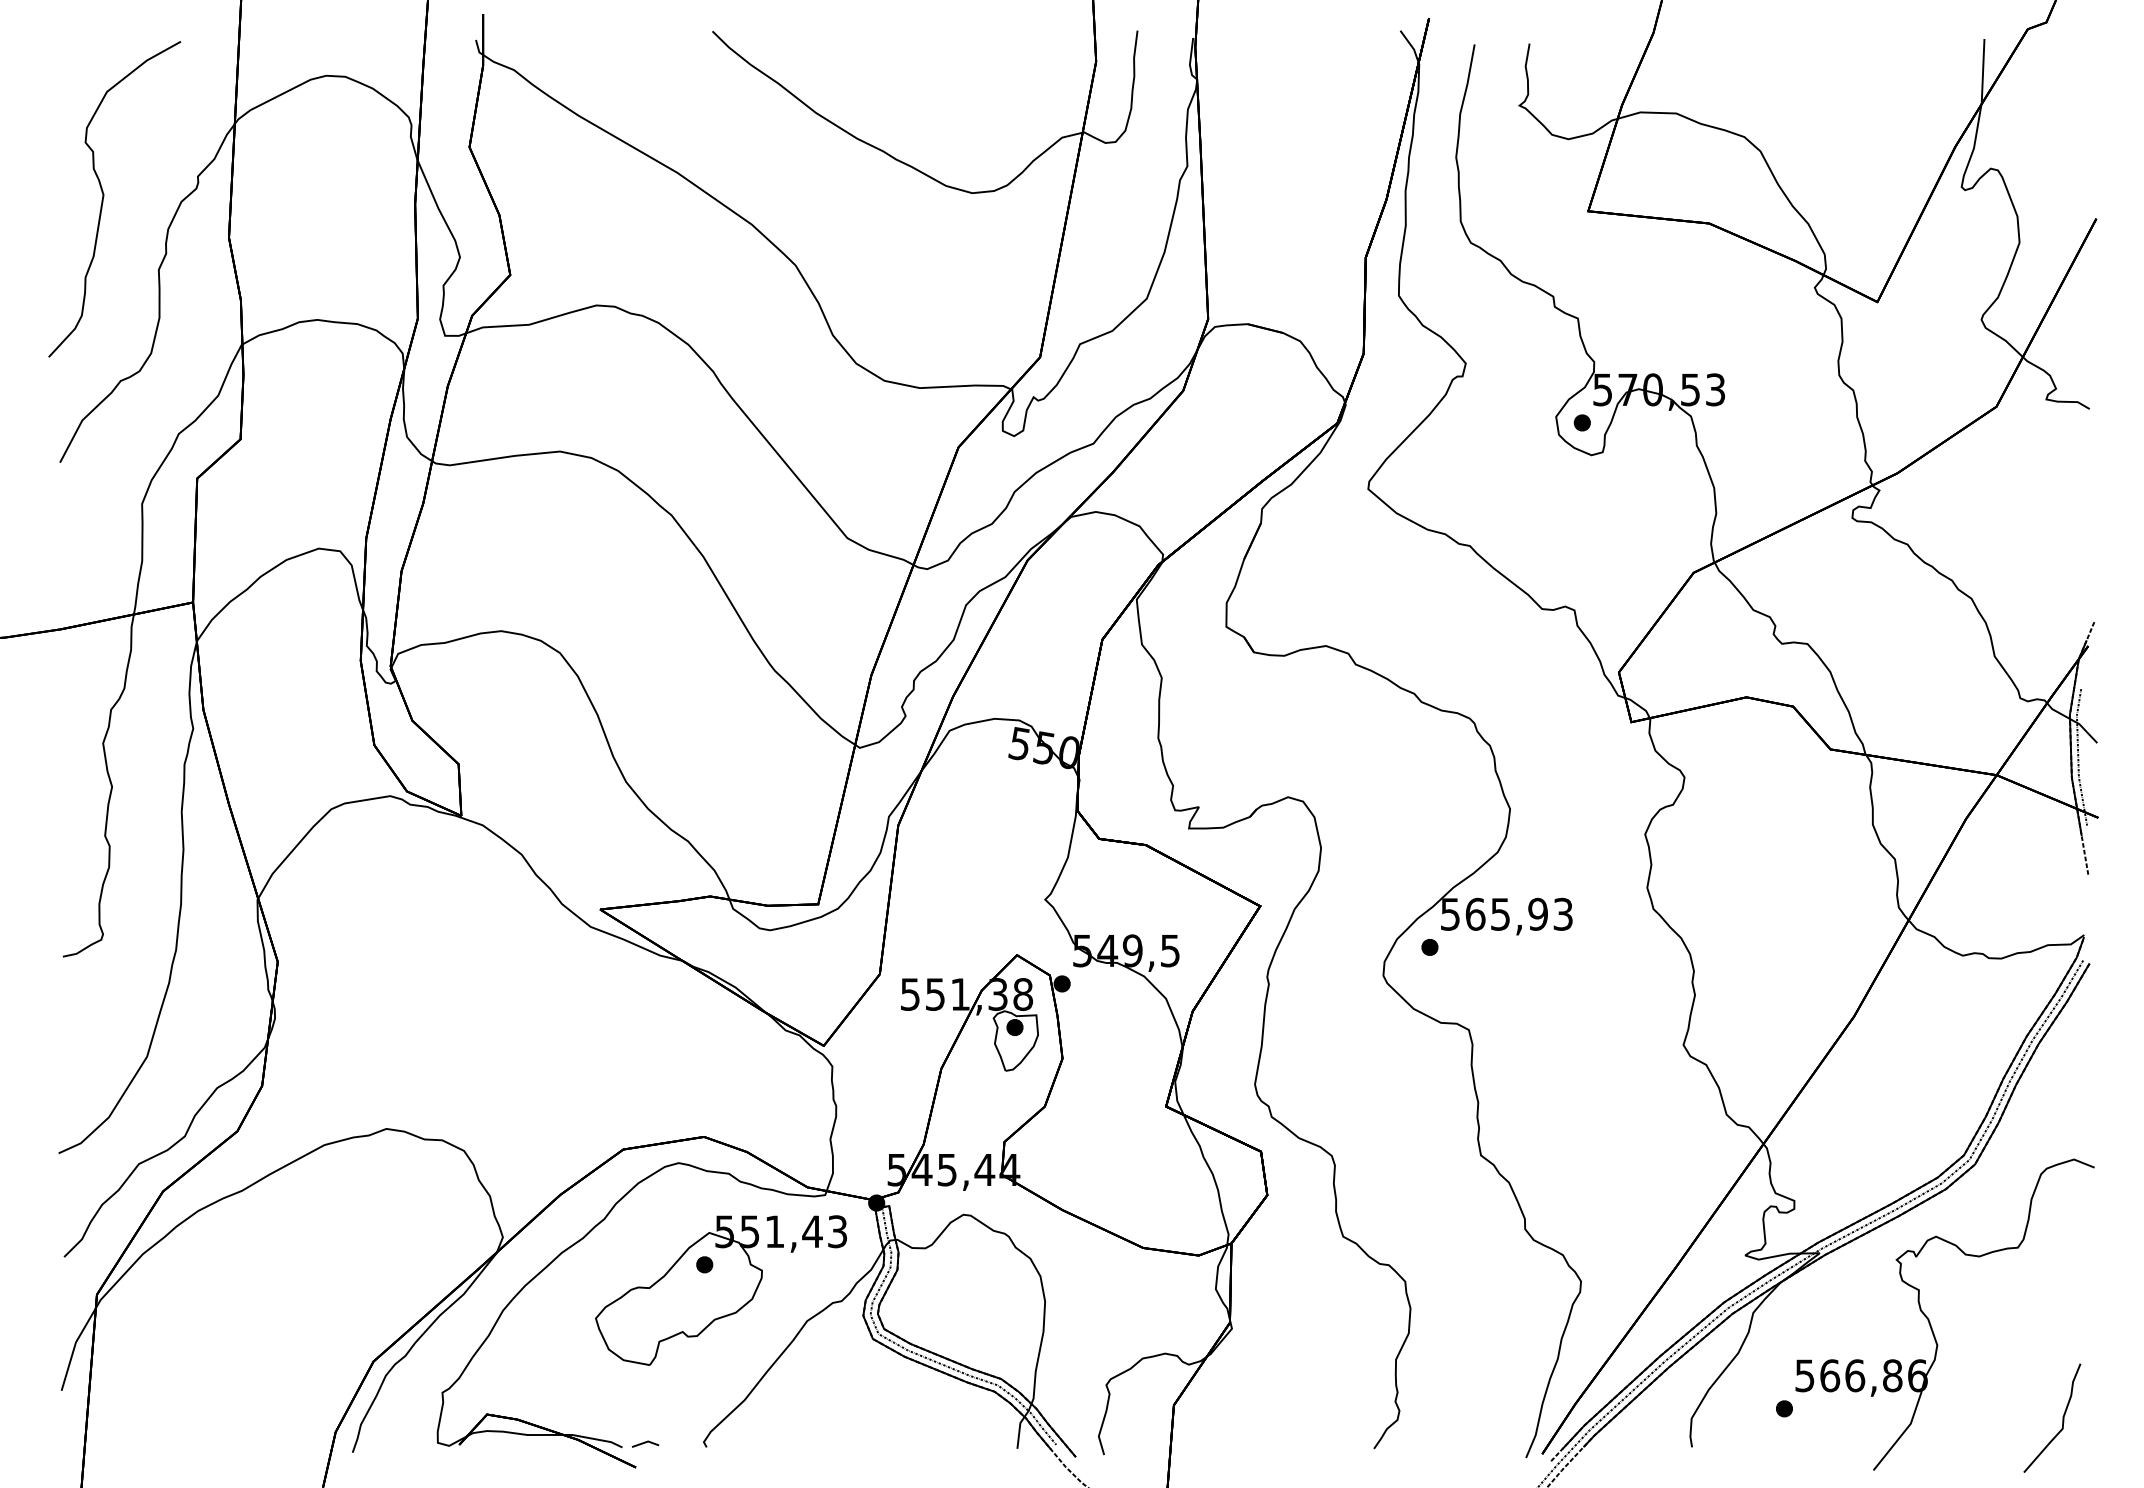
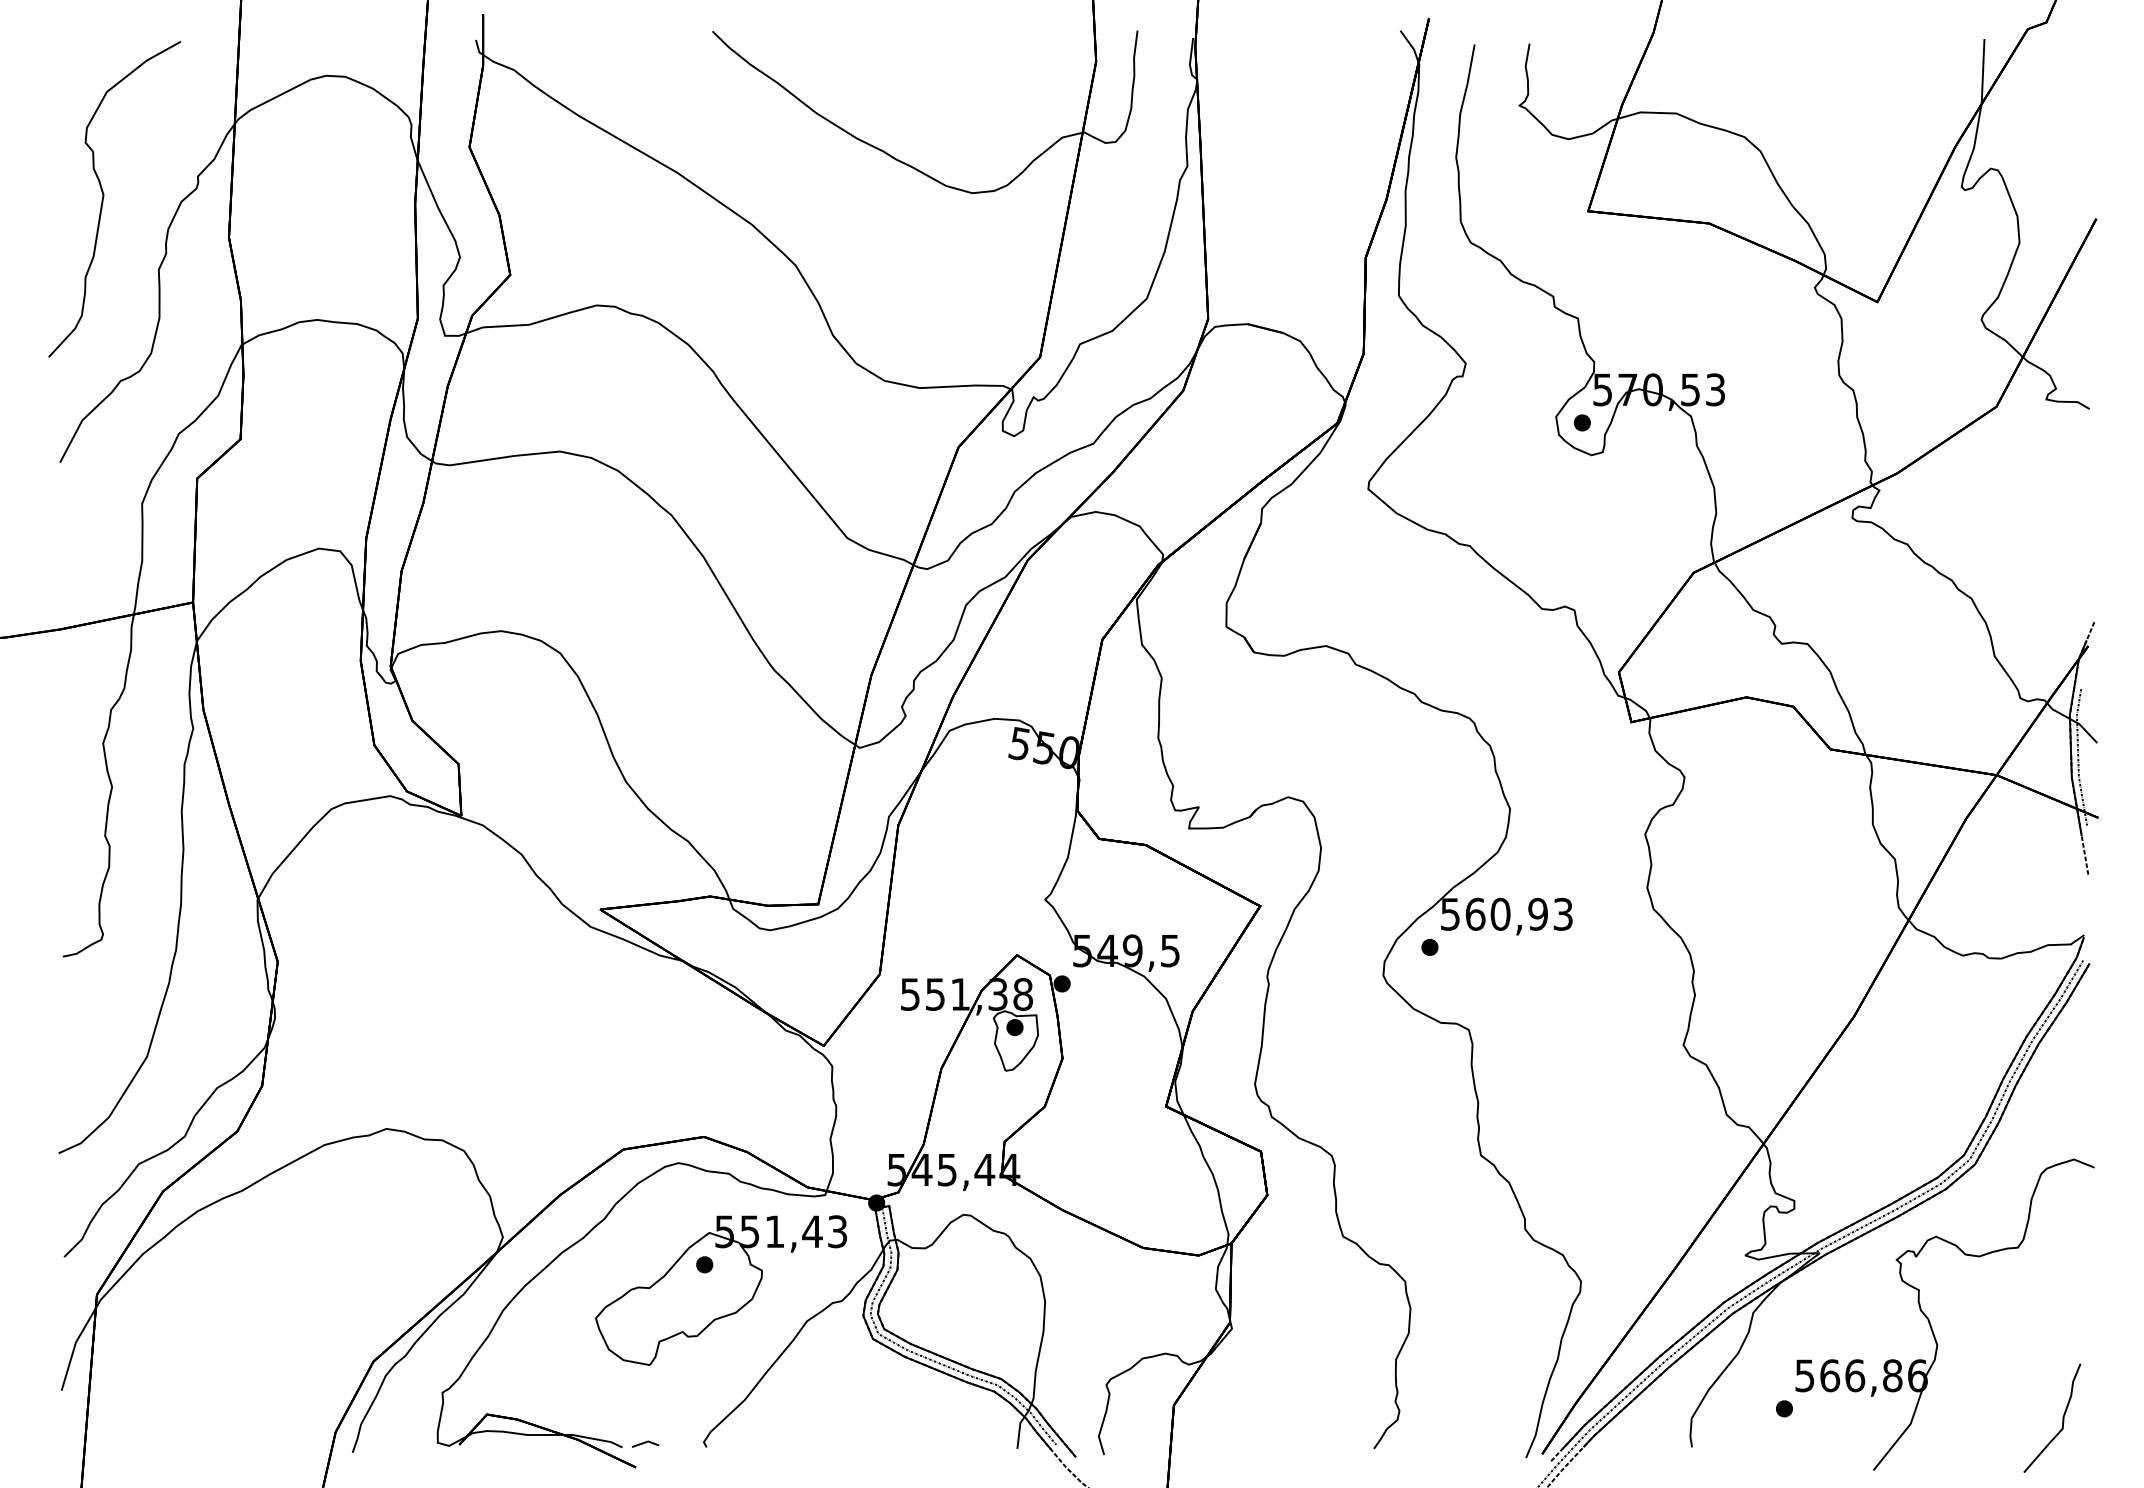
text: 565,93 -> 560,93 (1500, 913)
